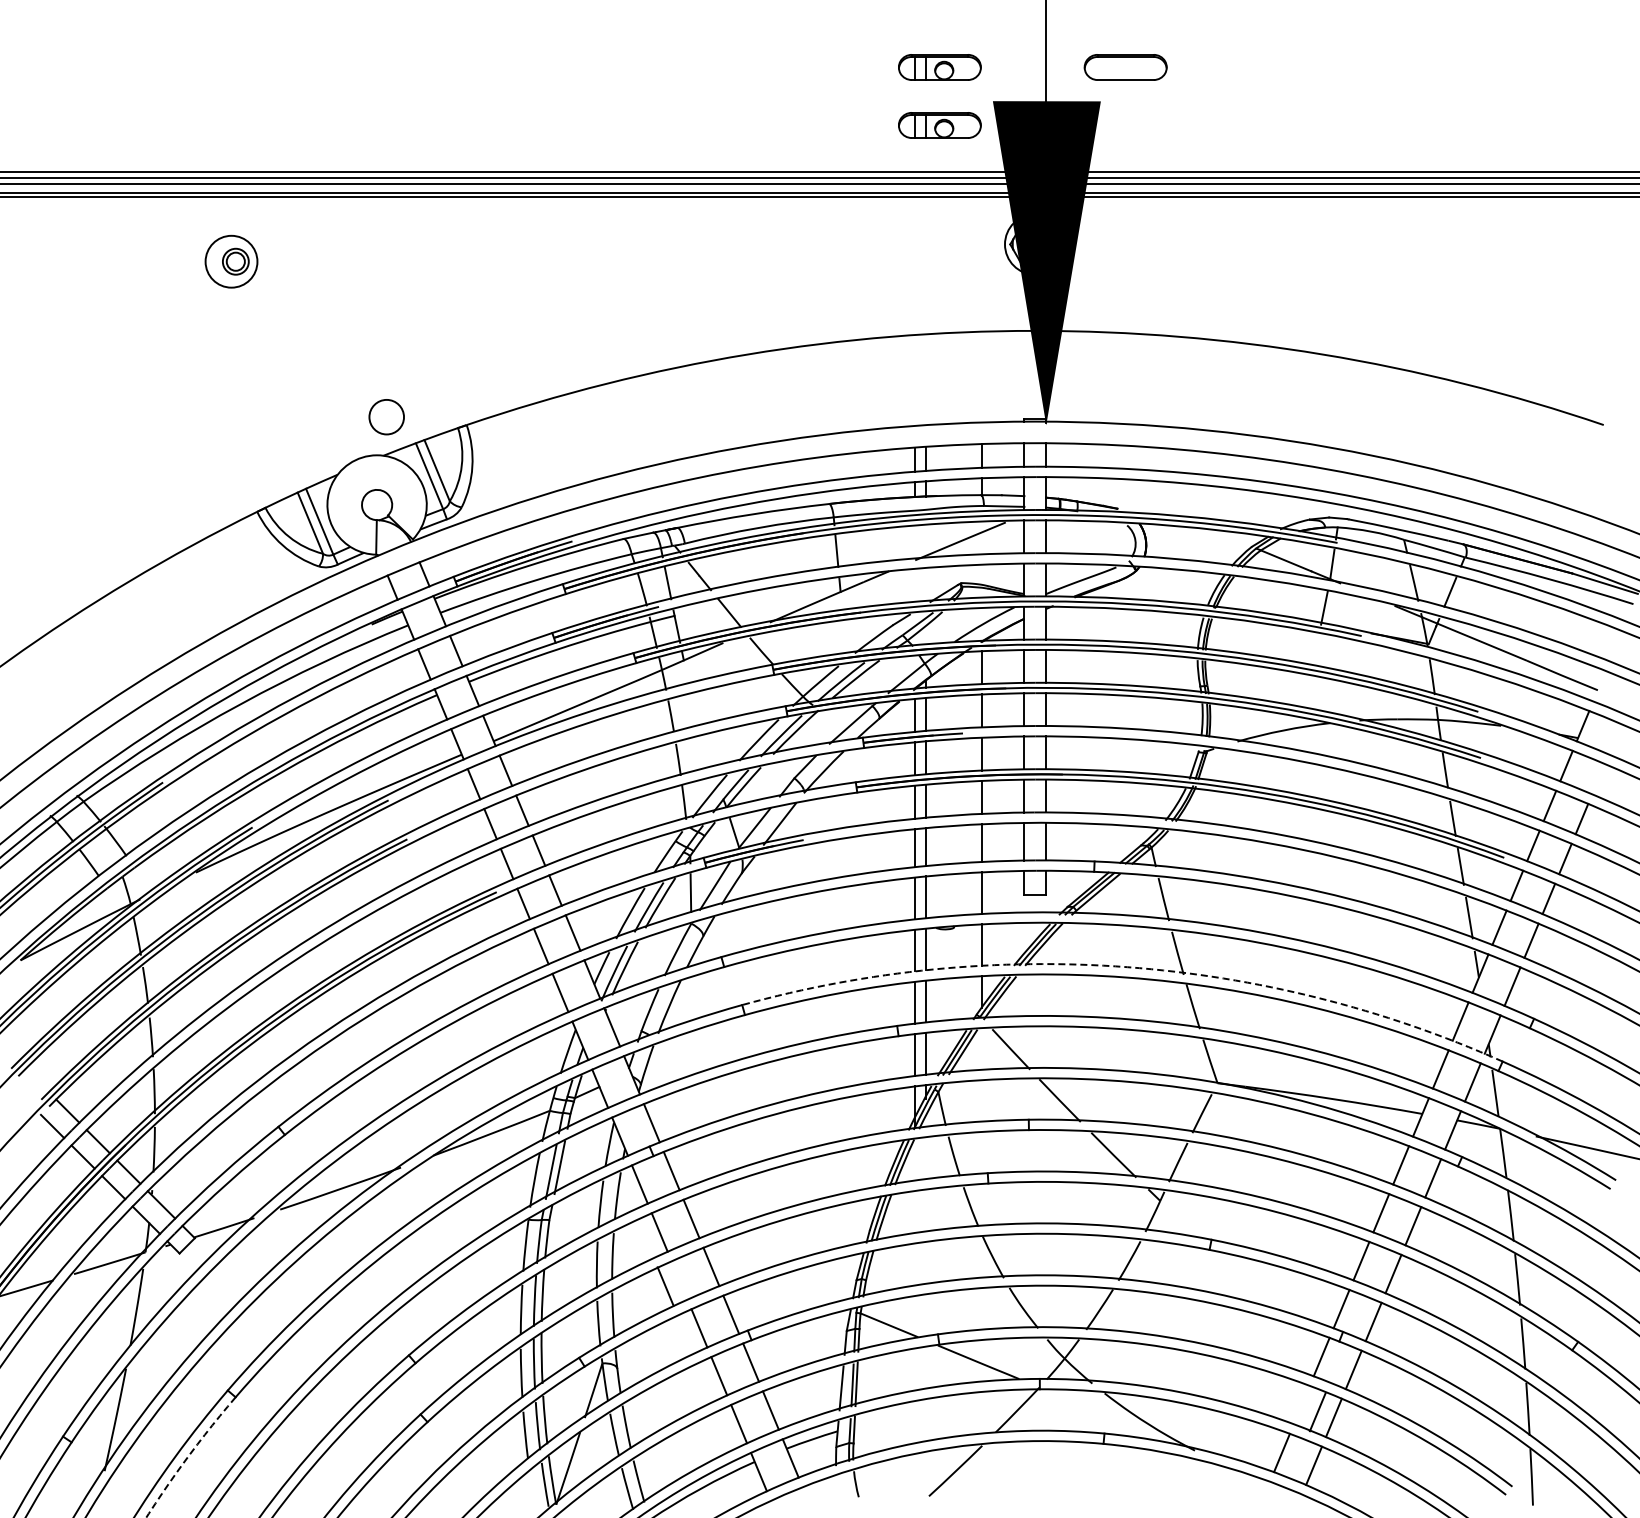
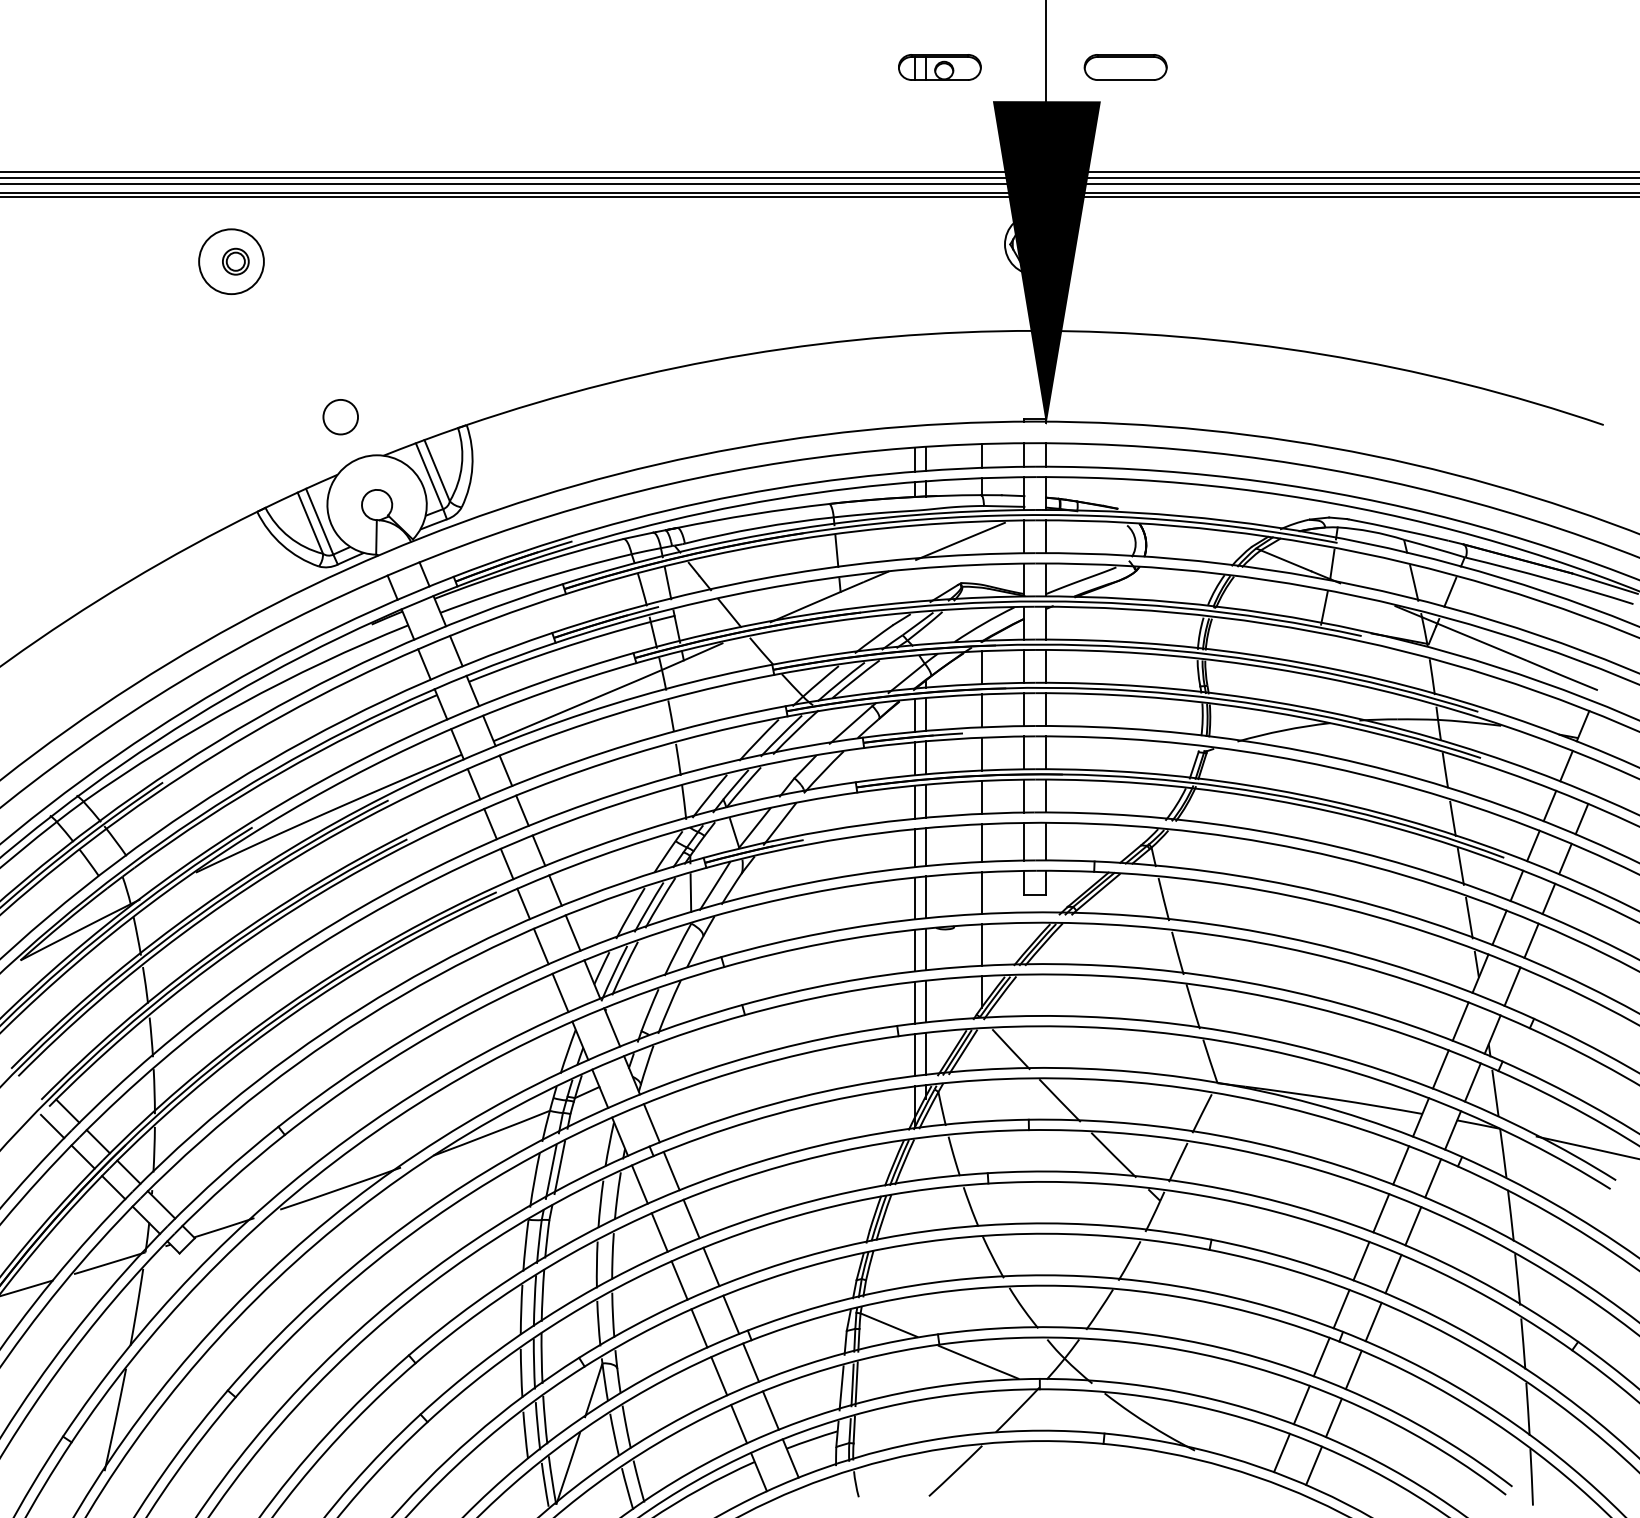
part: present -> none (939, 125)
circle diameter: 52 px -> 65 px (231, 261)
circle position: (386, 417) -> (340, 417) (340, 417)
arc: dashed -> solid (1127, 967)
line position: (665, 1286) -> (679, 1280) (679, 1280)
line position: (1317, 1411) -> (1301, 1404) (1301, 1404)
arc: dashed -> solid (188, 1456)
